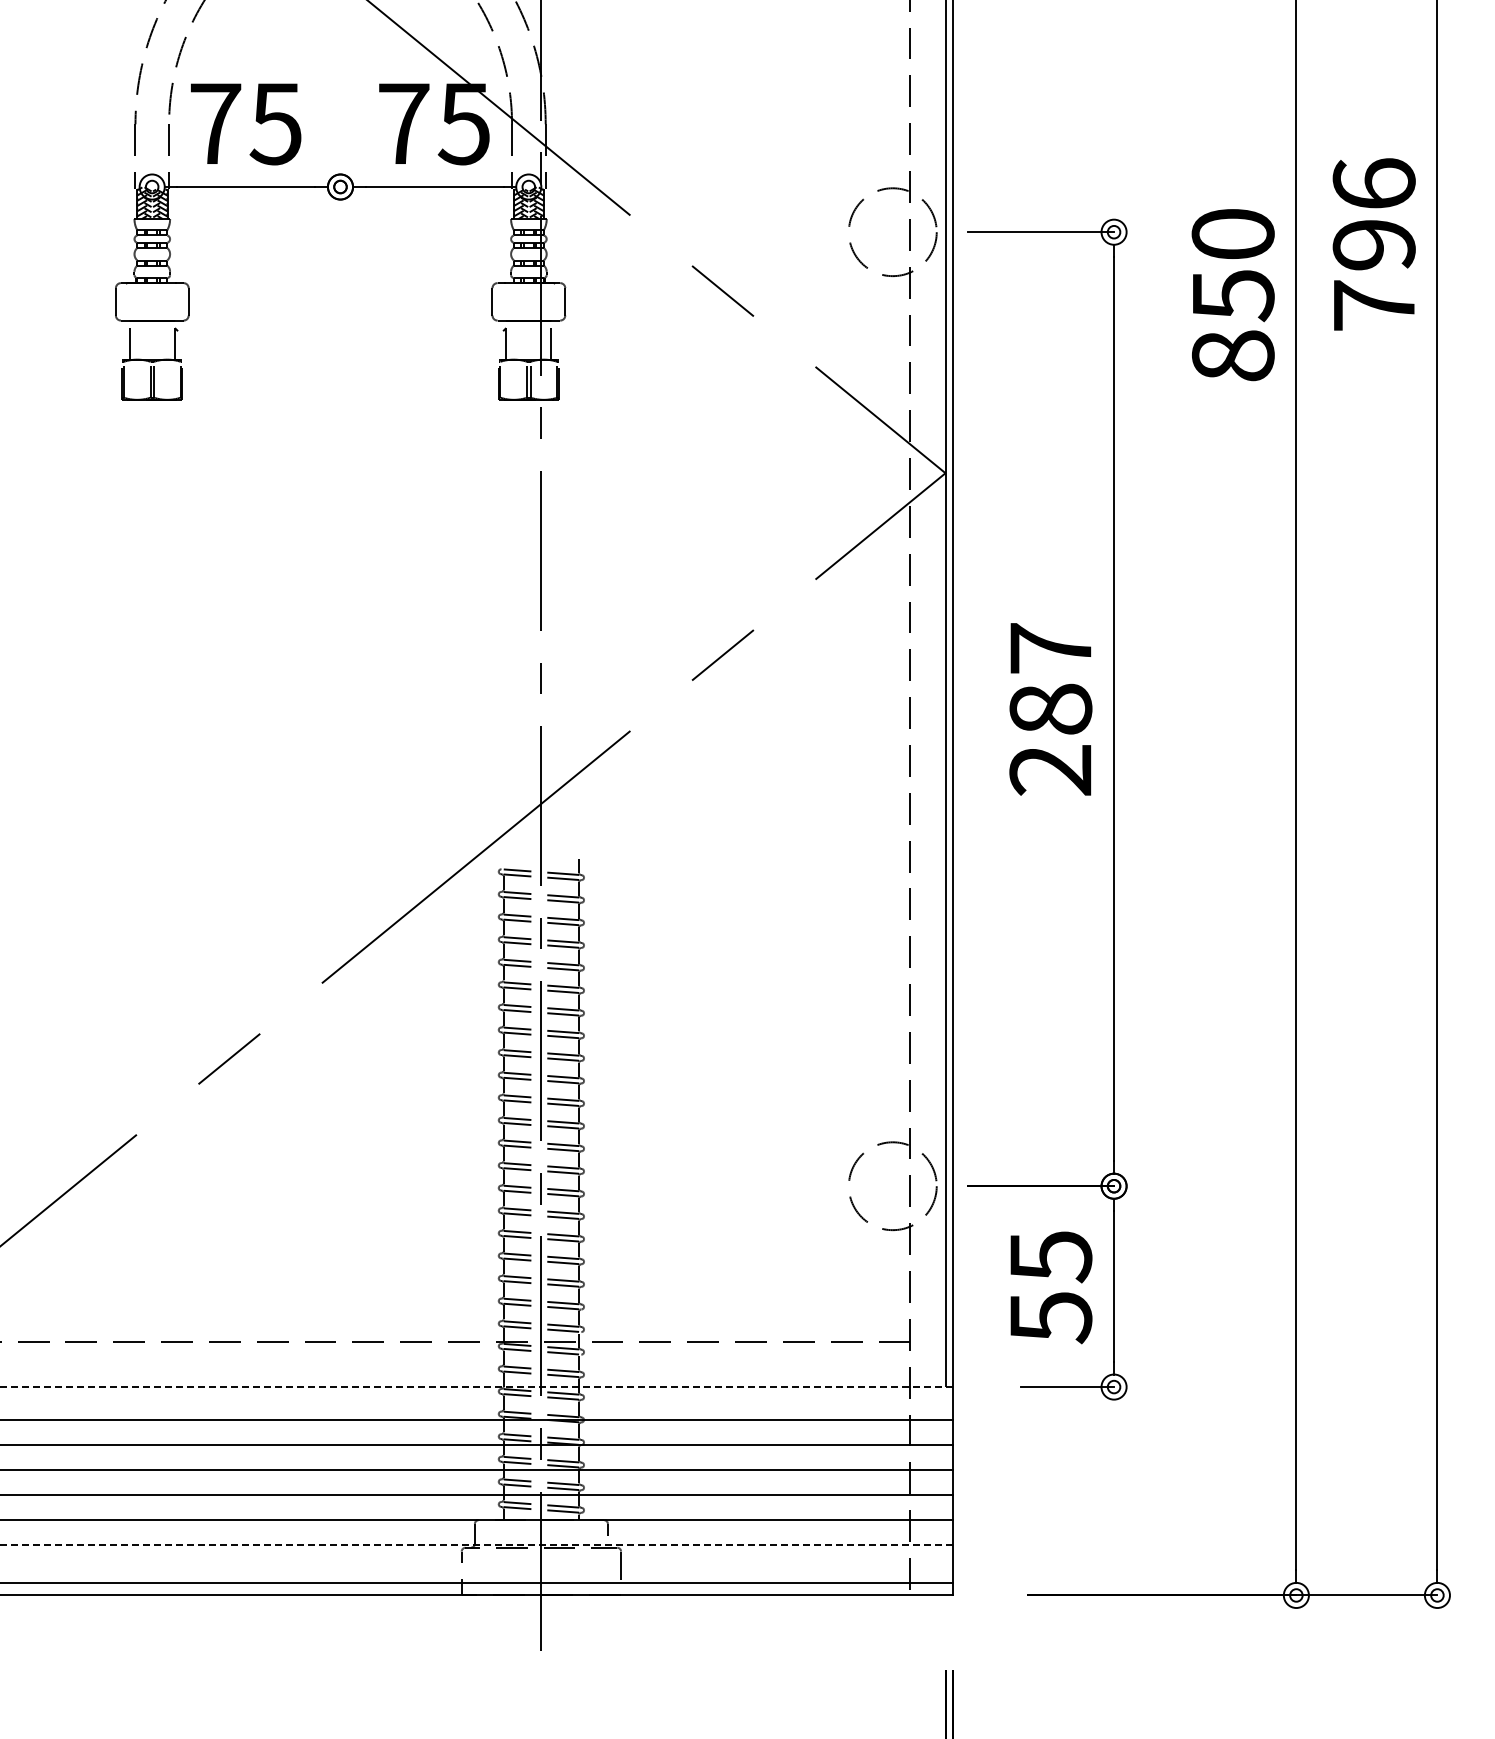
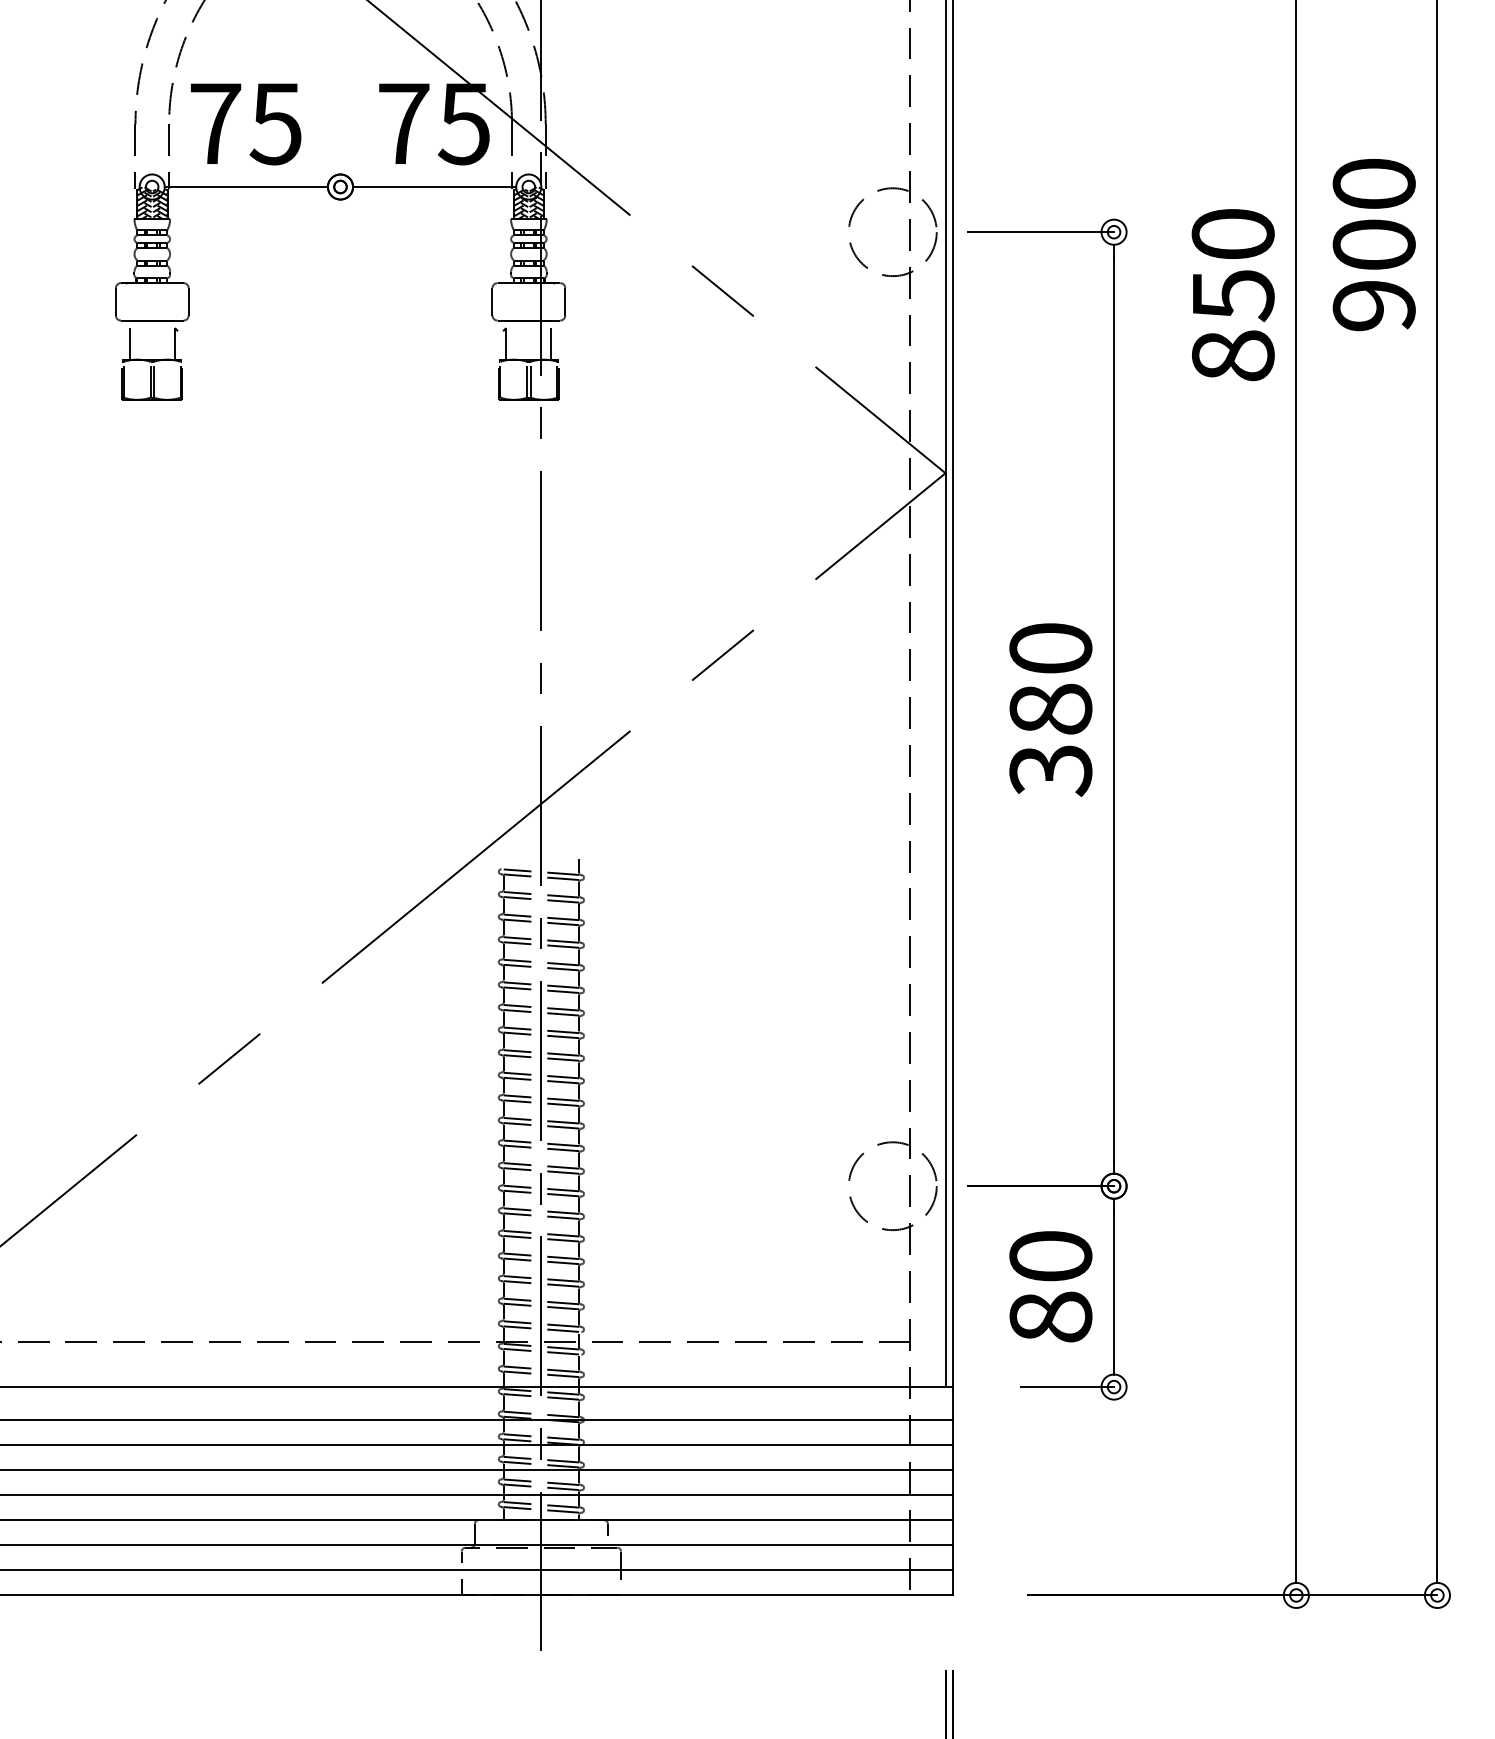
text: 796 -> 900 (1373, 244)
text: 287 -> 380 (1050, 710)
text: 55 -> 80 (1050, 1287)
line: dashed -> solid (476, 1387)
line: dashed -> solid (476, 1545)
line position: (477, 1583) -> (477, 1570) (477, 1570)
